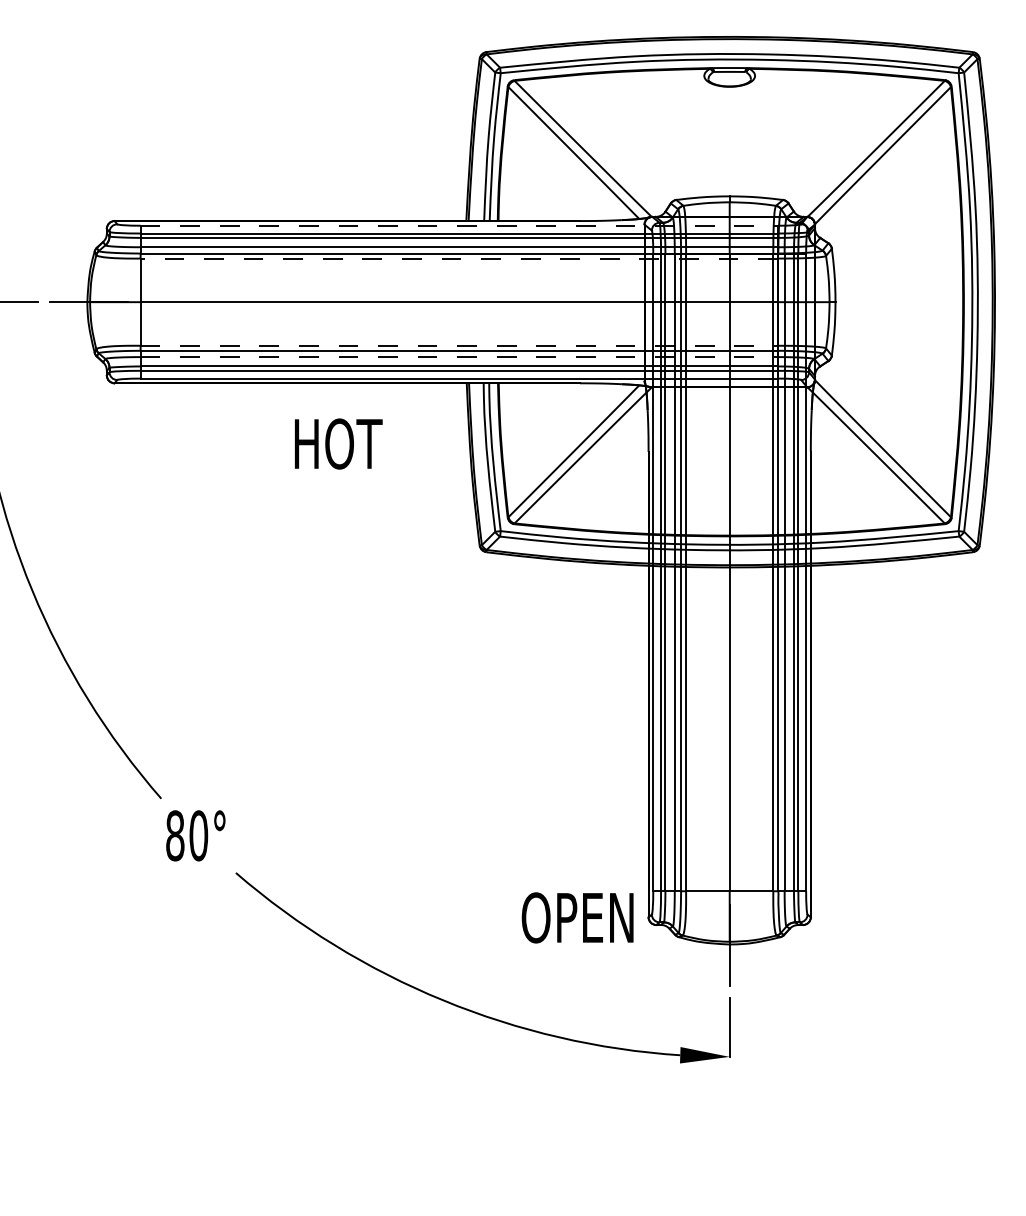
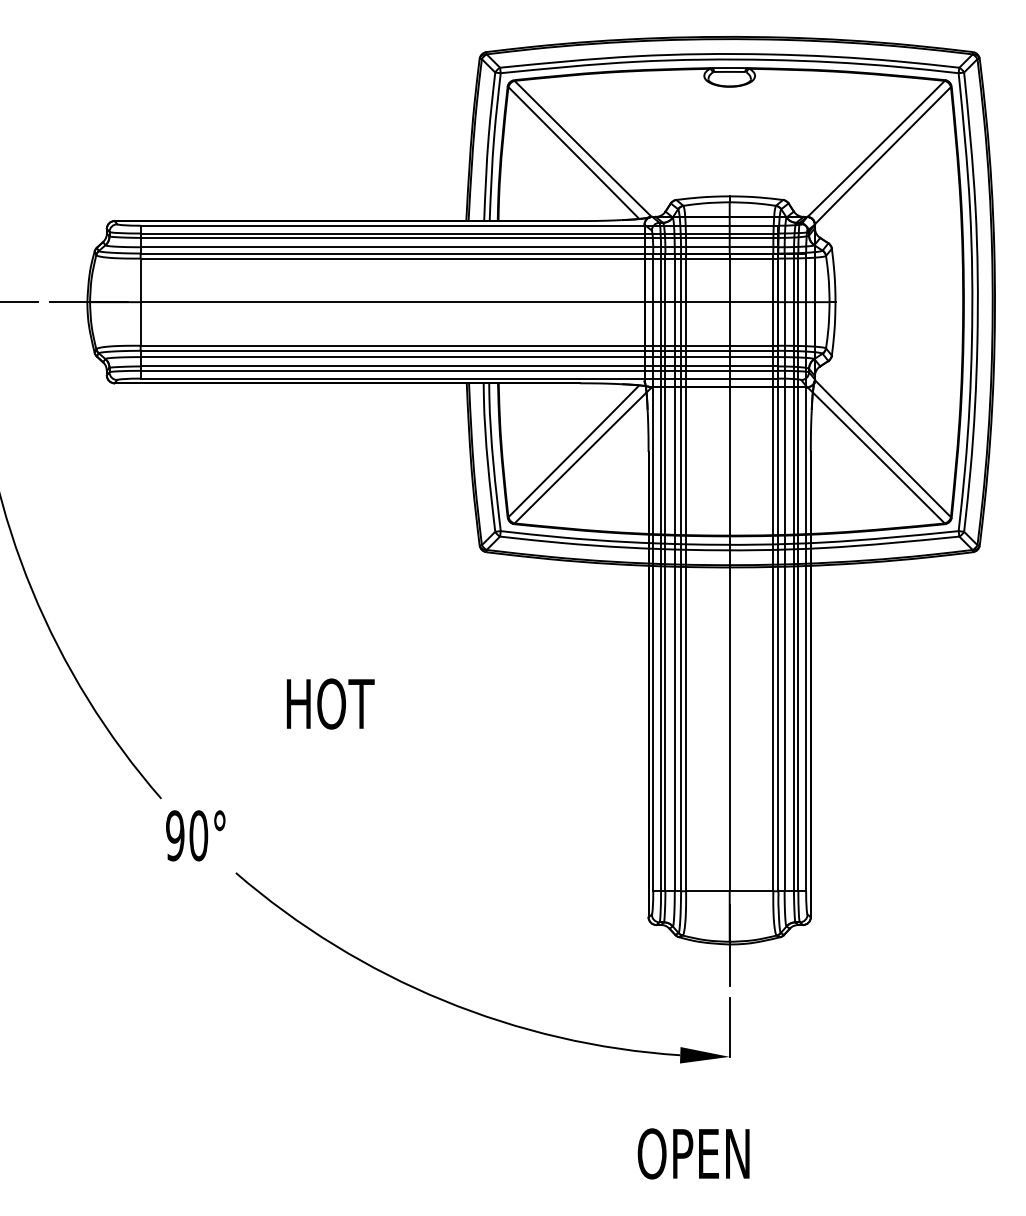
line: dashed -> solid (459, 225)
line: dashed -> solid (459, 258)
line: dashed -> solid (459, 345)
line: dashed -> solid (459, 357)
text position: (338, 443) -> (330, 703) (330, 703)
text: 80° -> 90° (175, 835)
text position: (577, 917) -> (693, 1153) (693, 1153)
